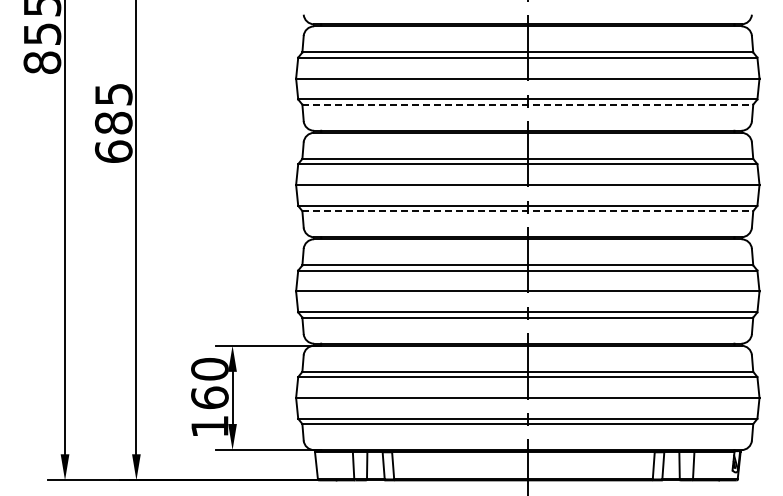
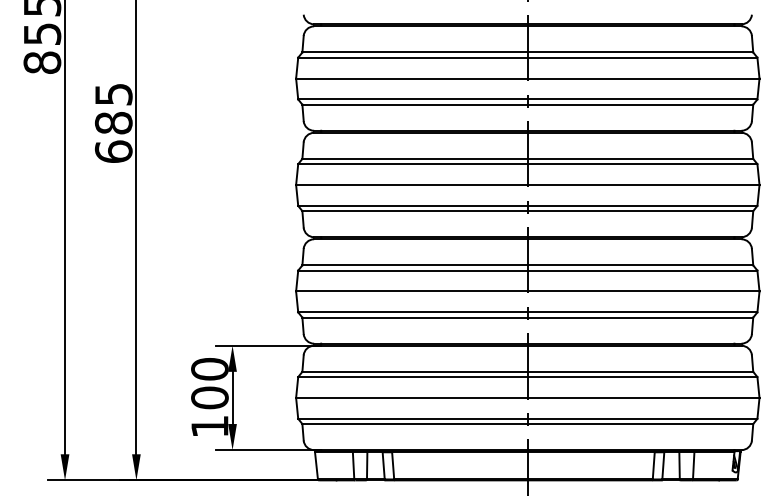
line: dashed -> solid (528, 104)
line: dashed -> solid (528, 211)
text: 160 -> 100 (209, 397)
